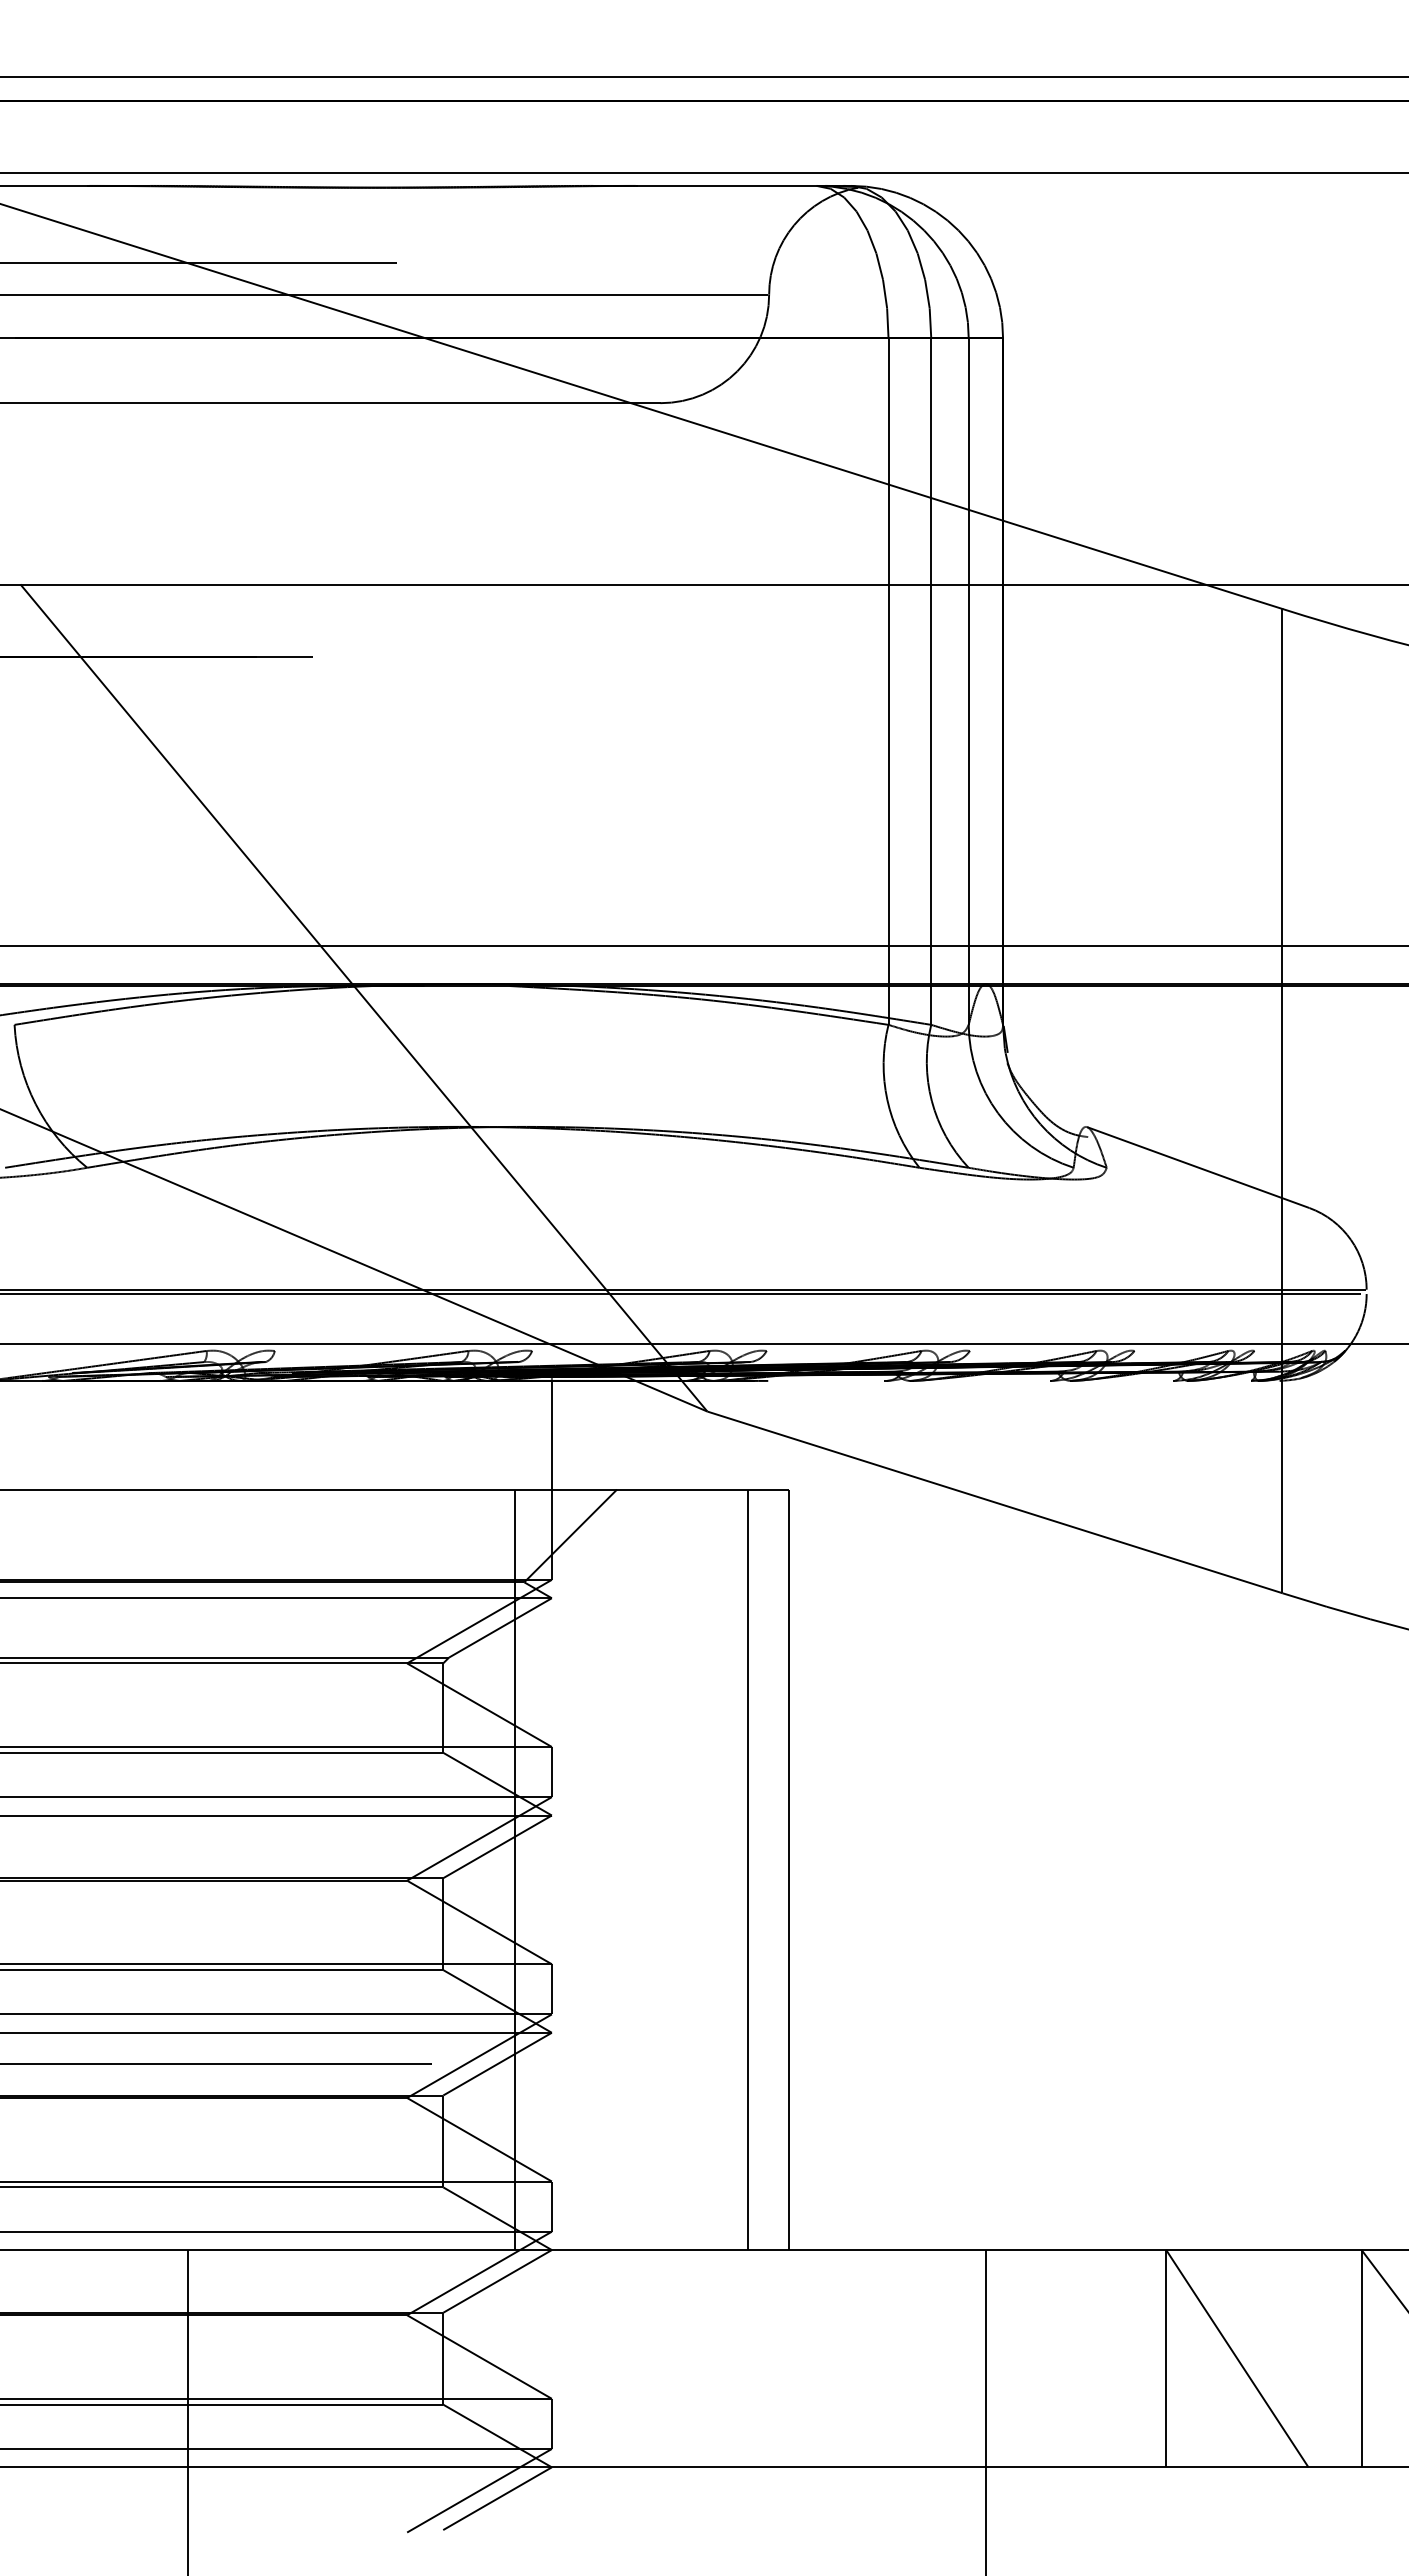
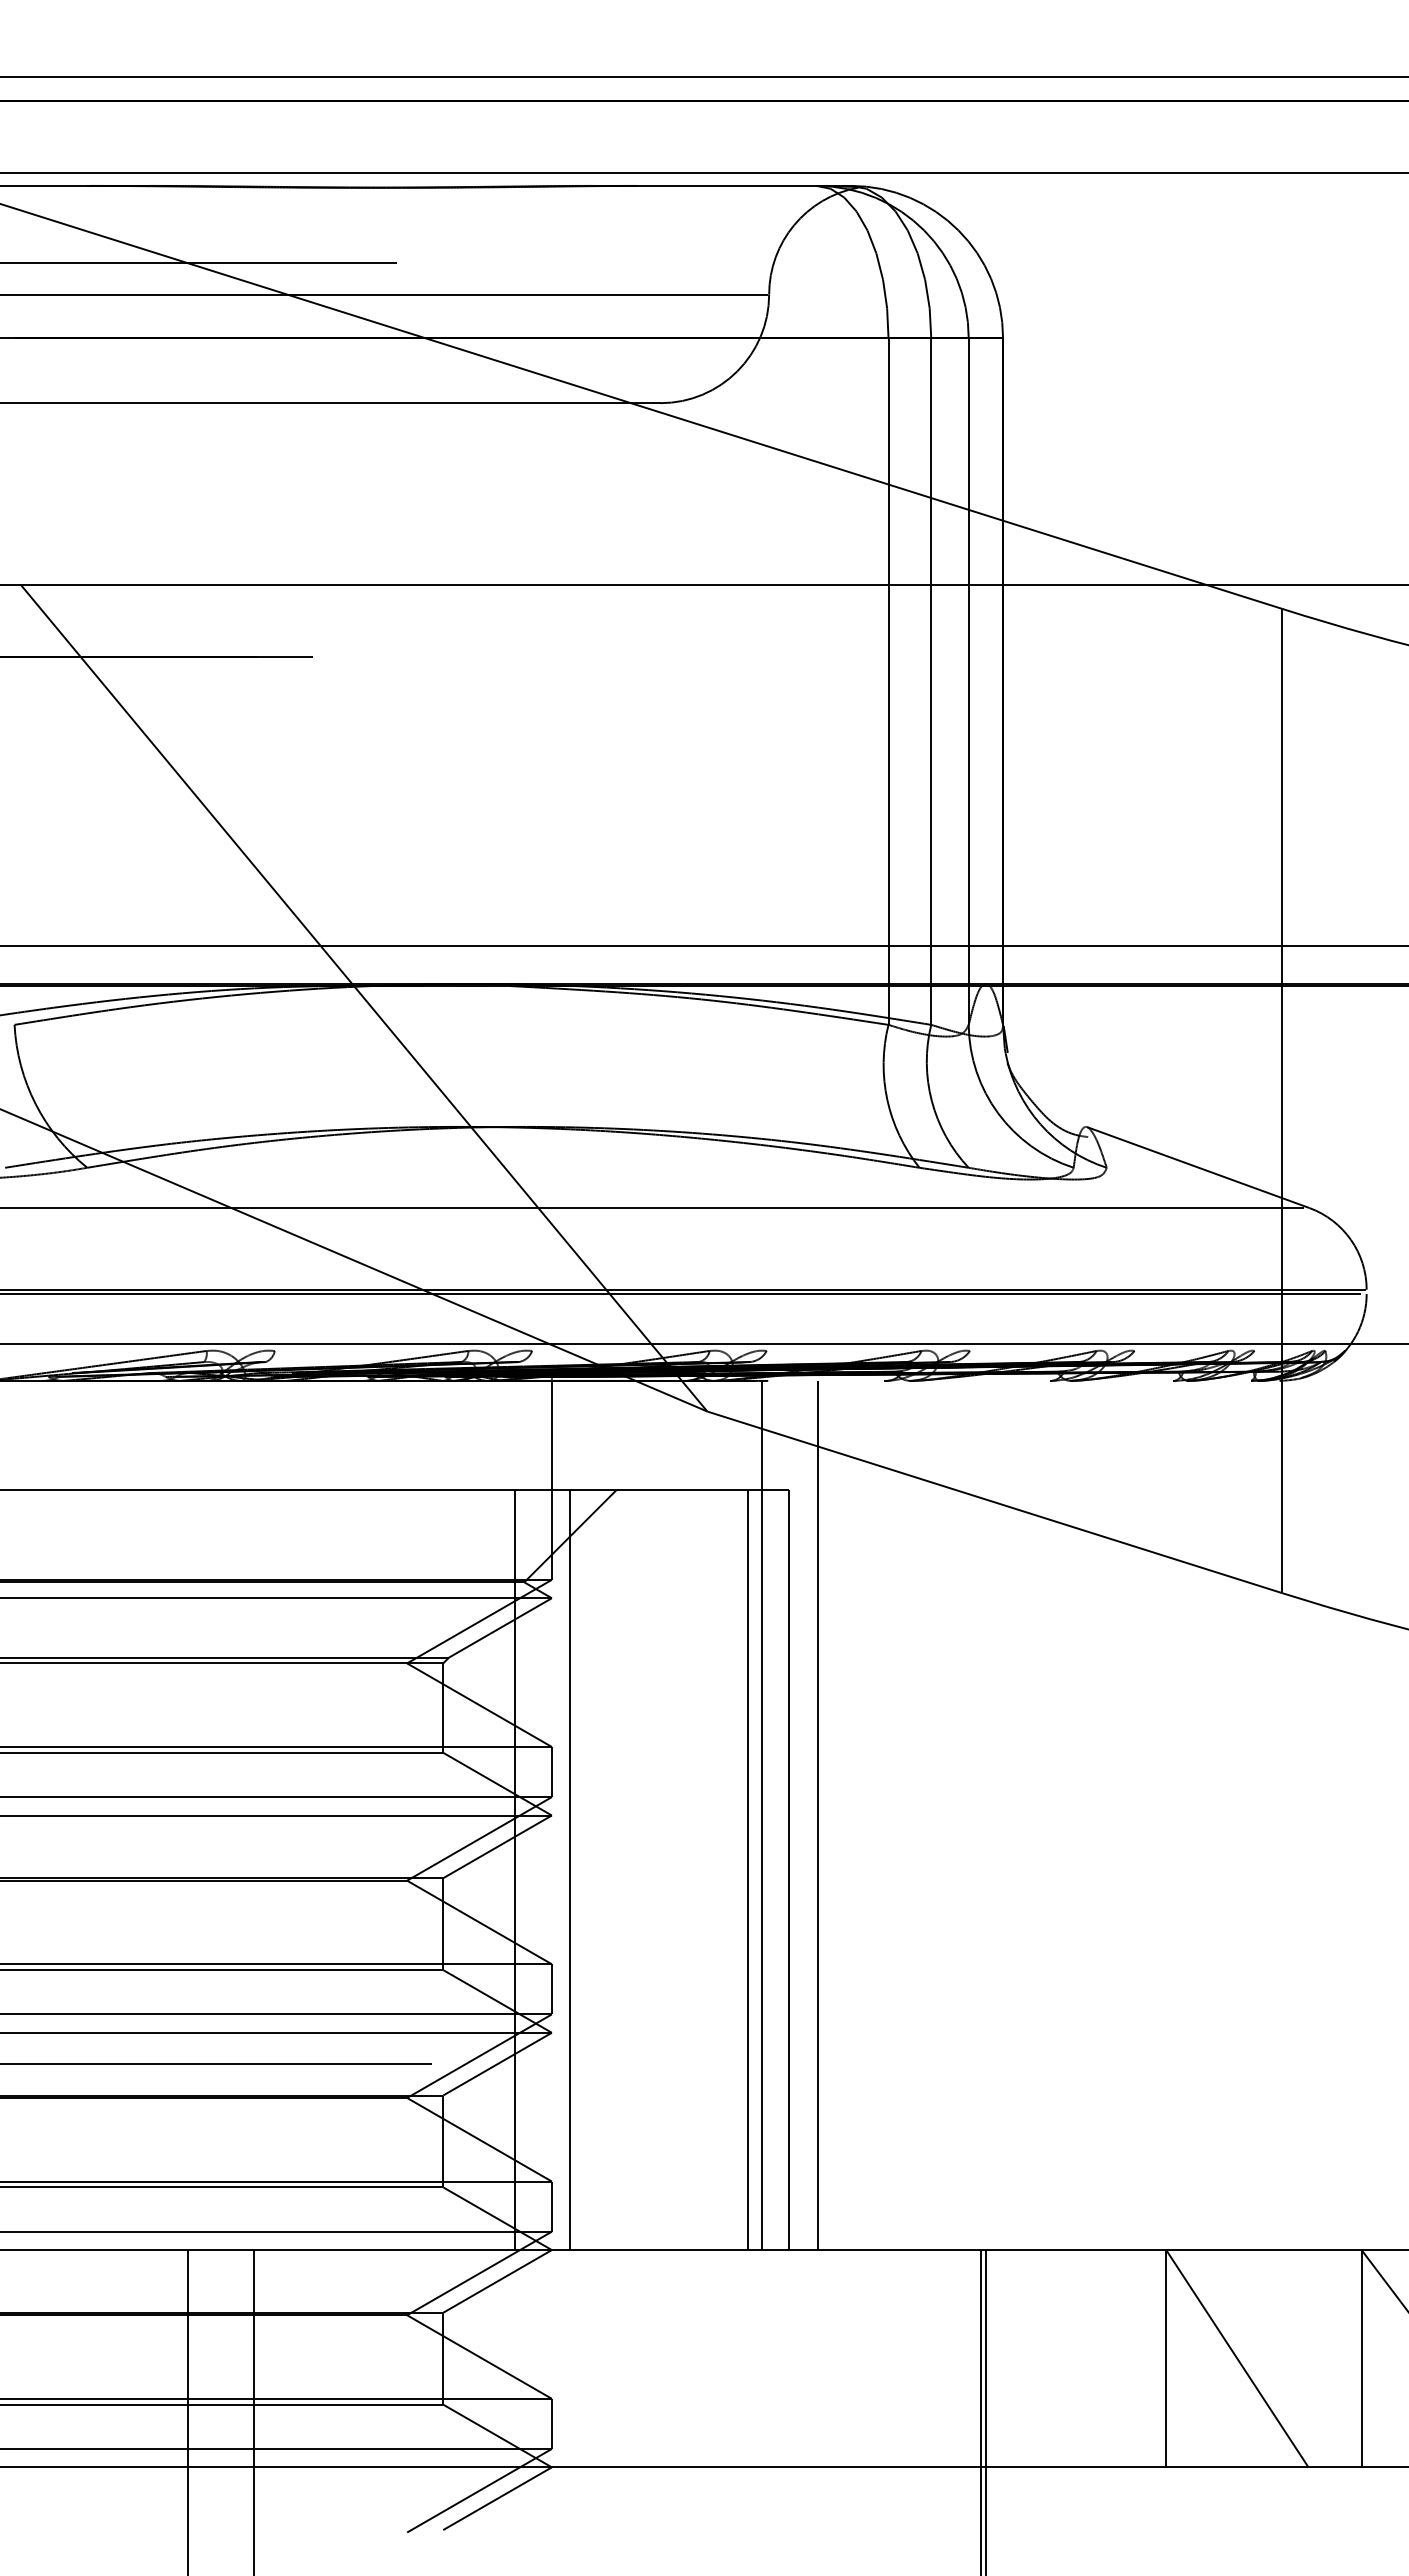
line: none -> present (652, 1208)
line: none -> present (762, 1815)
line: none -> present (818, 1815)
line: none -> present (570, 1869)
line: none -> present (254, 2411)
line: none -> present (981, 2411)
